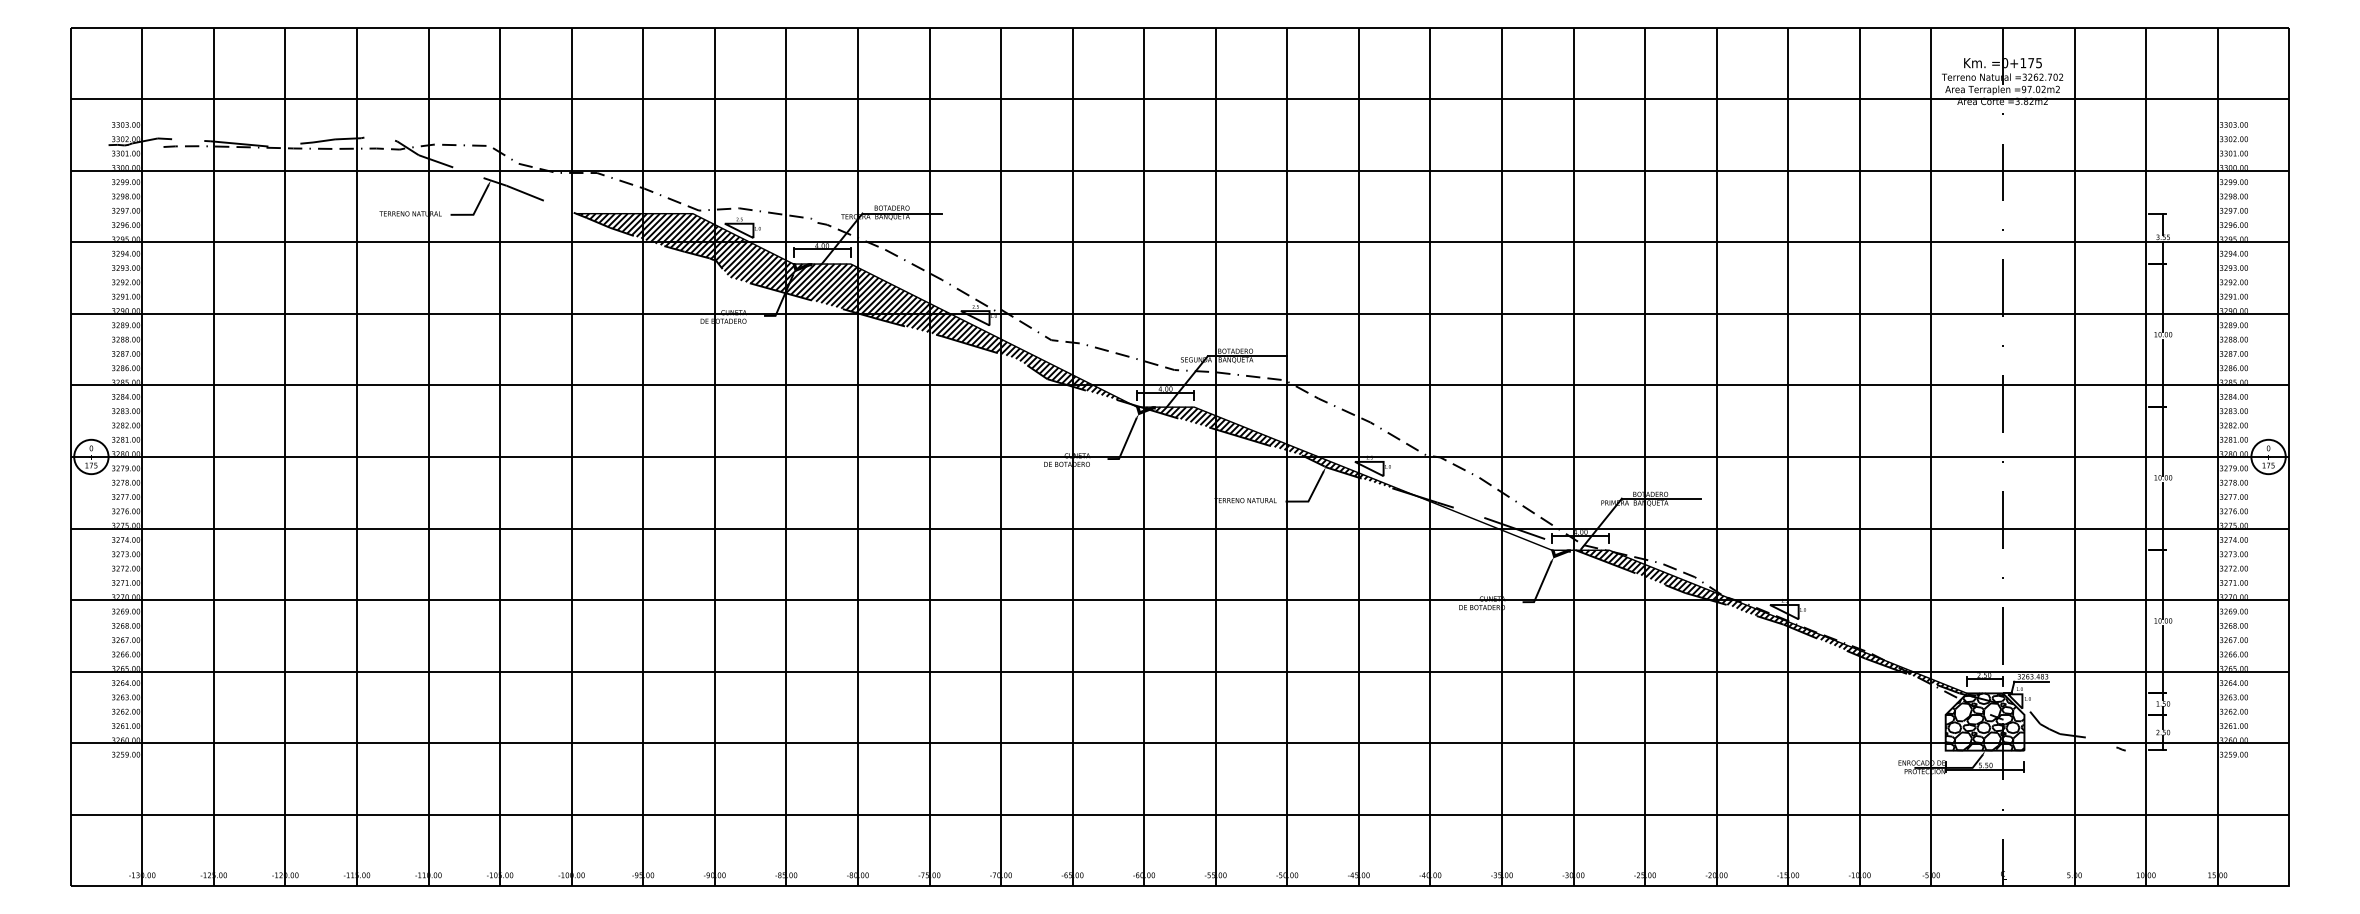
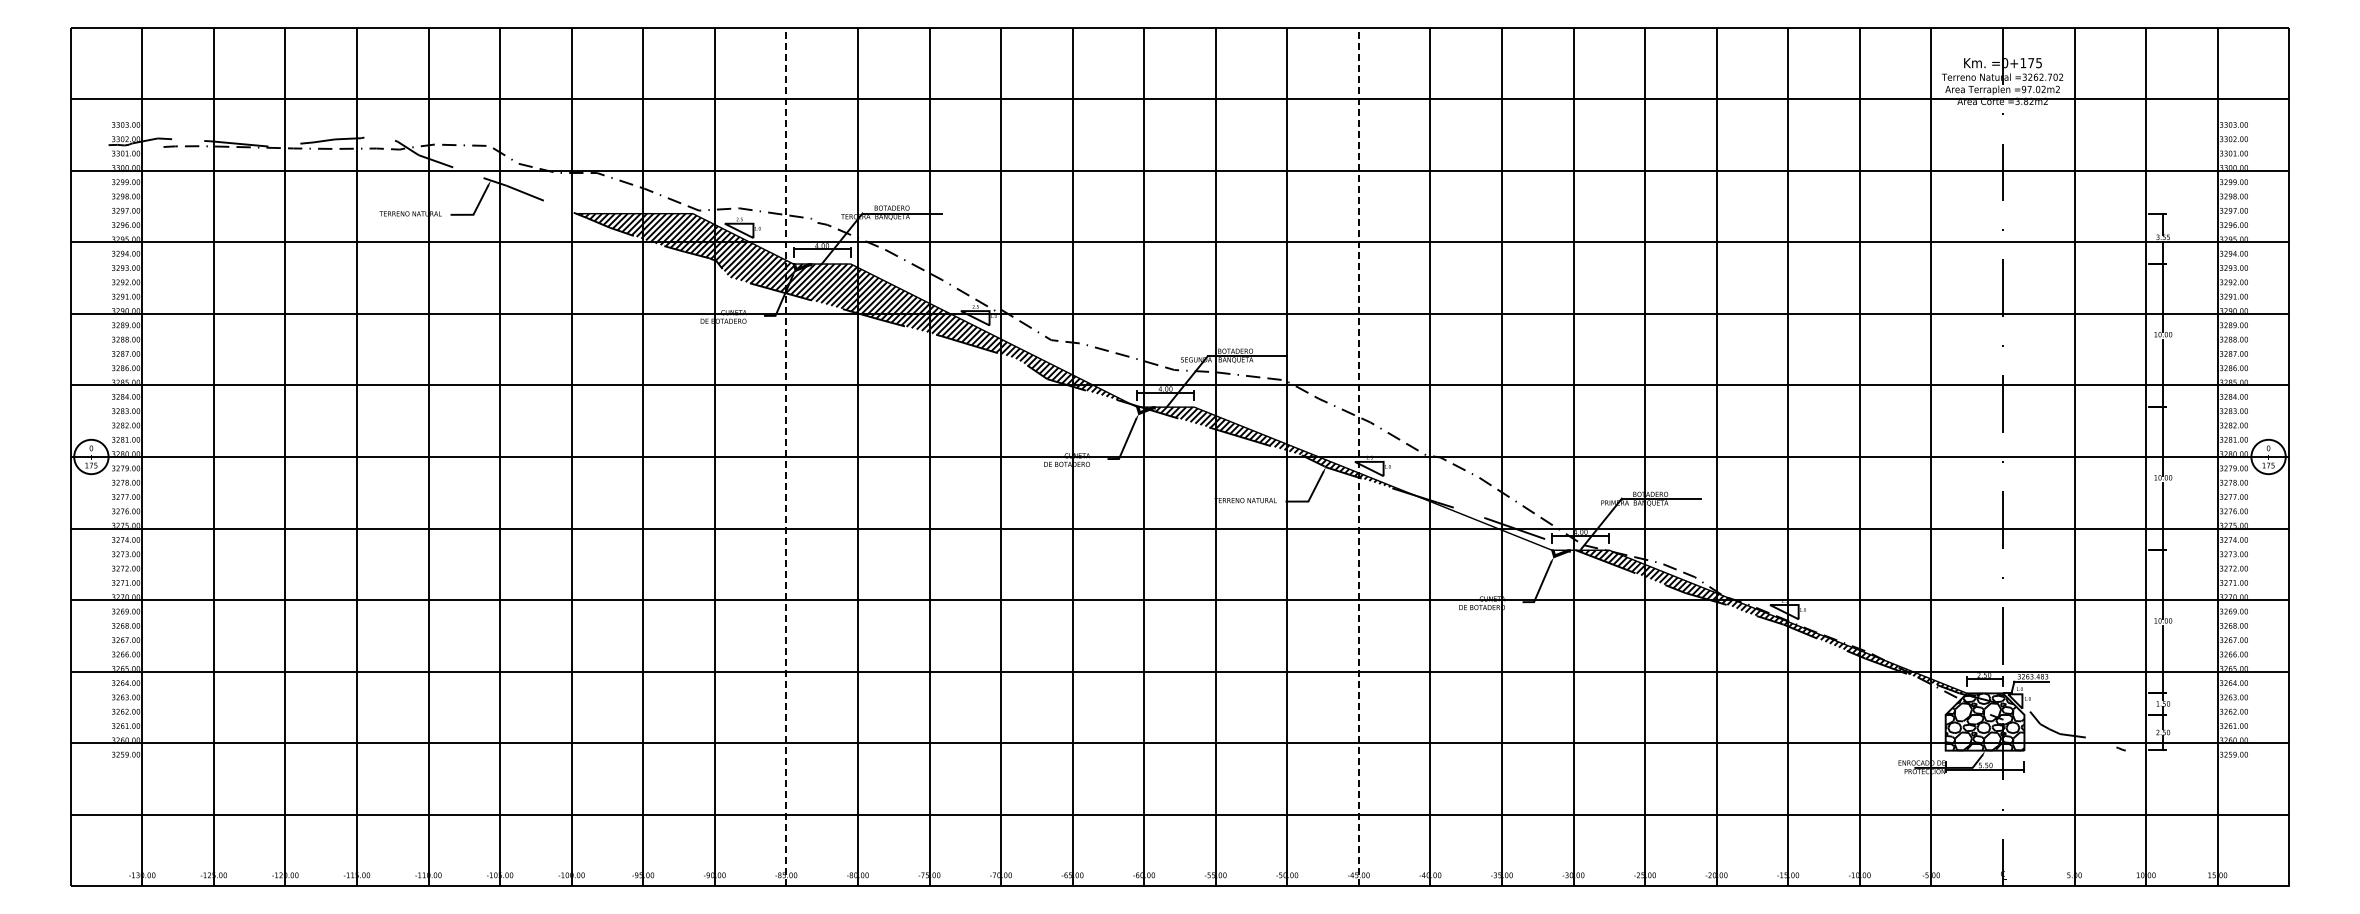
line: solid -> dashed (786, 456)
line: solid -> dashed (1358, 456)
